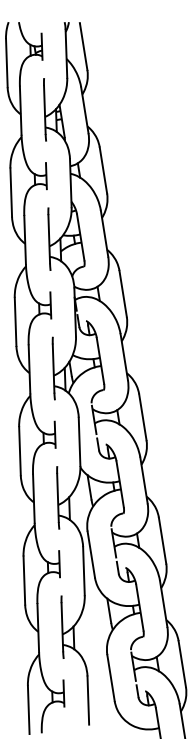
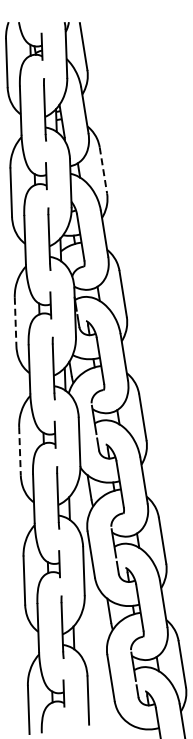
line: solid -> dashed (103, 170)
line: solid -> dashed (15, 322)
line: solid -> dashed (20, 451)
